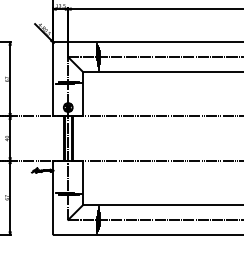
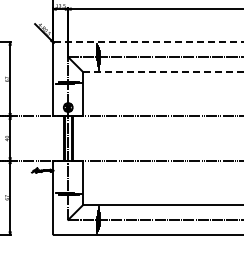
line: solid -> dashed (148, 42)
line: solid -> dashed (163, 72)
